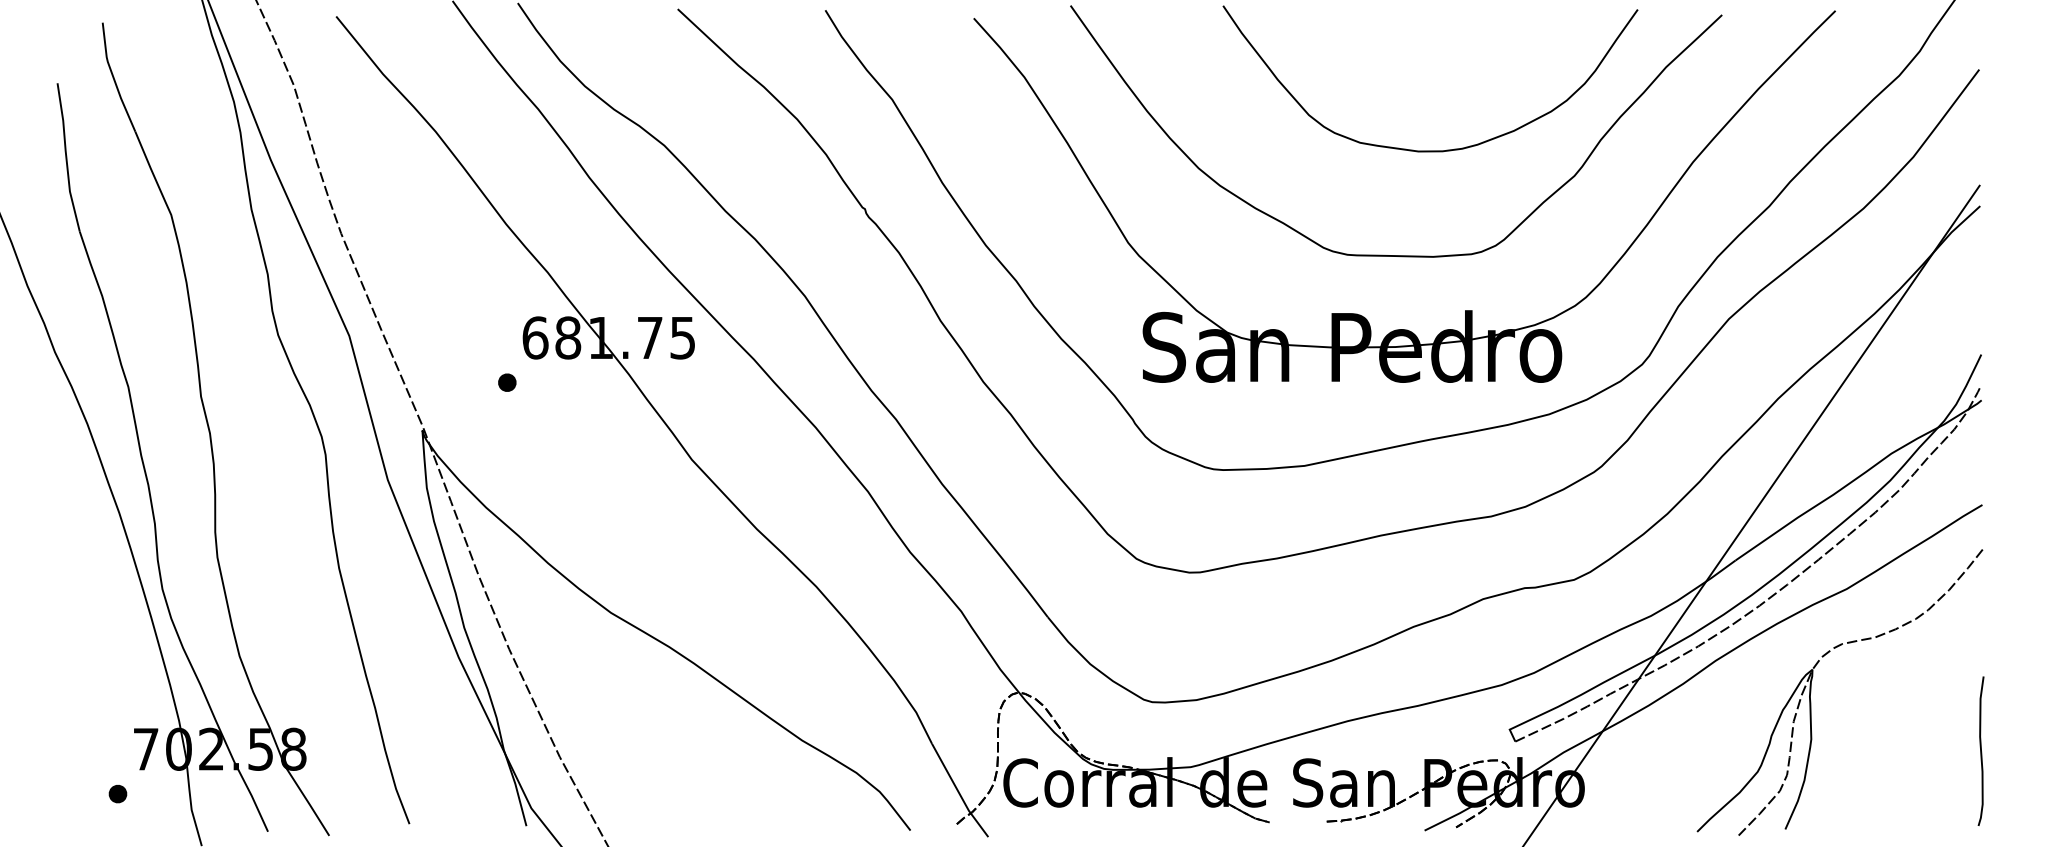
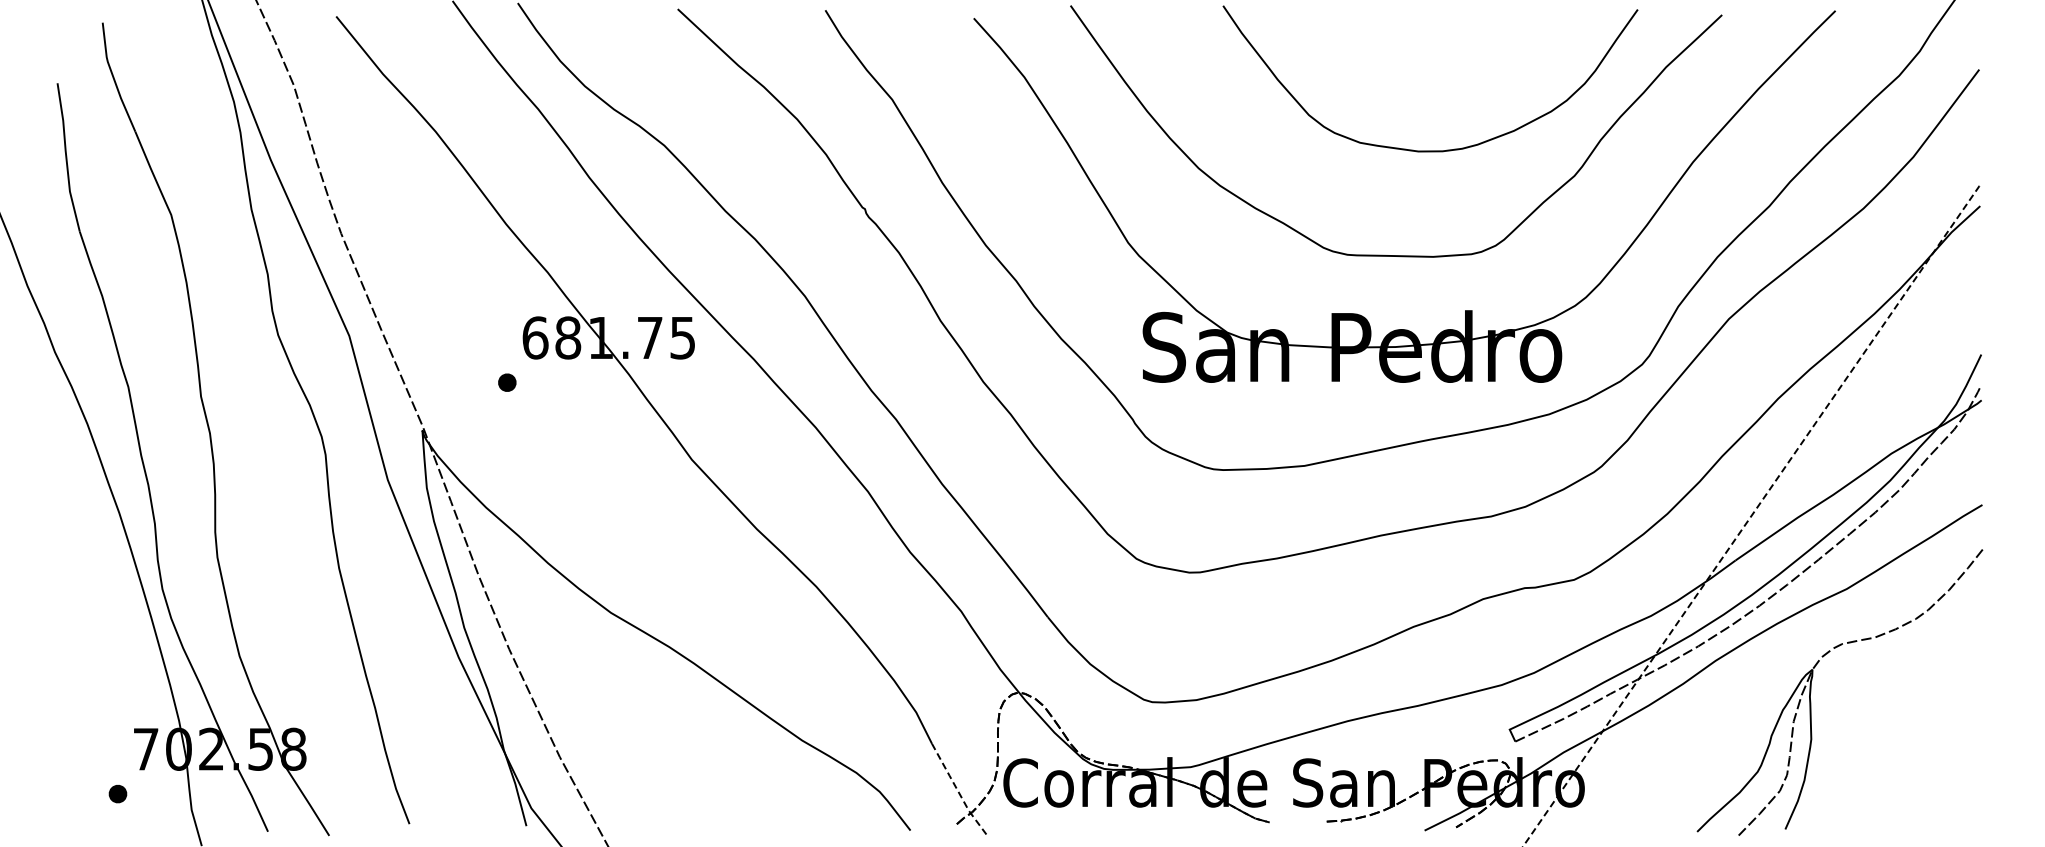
line: solid -> dashed (1752, 514)
curve: present -> none (1980, 750)
line: solid -> dashed (958, 792)
